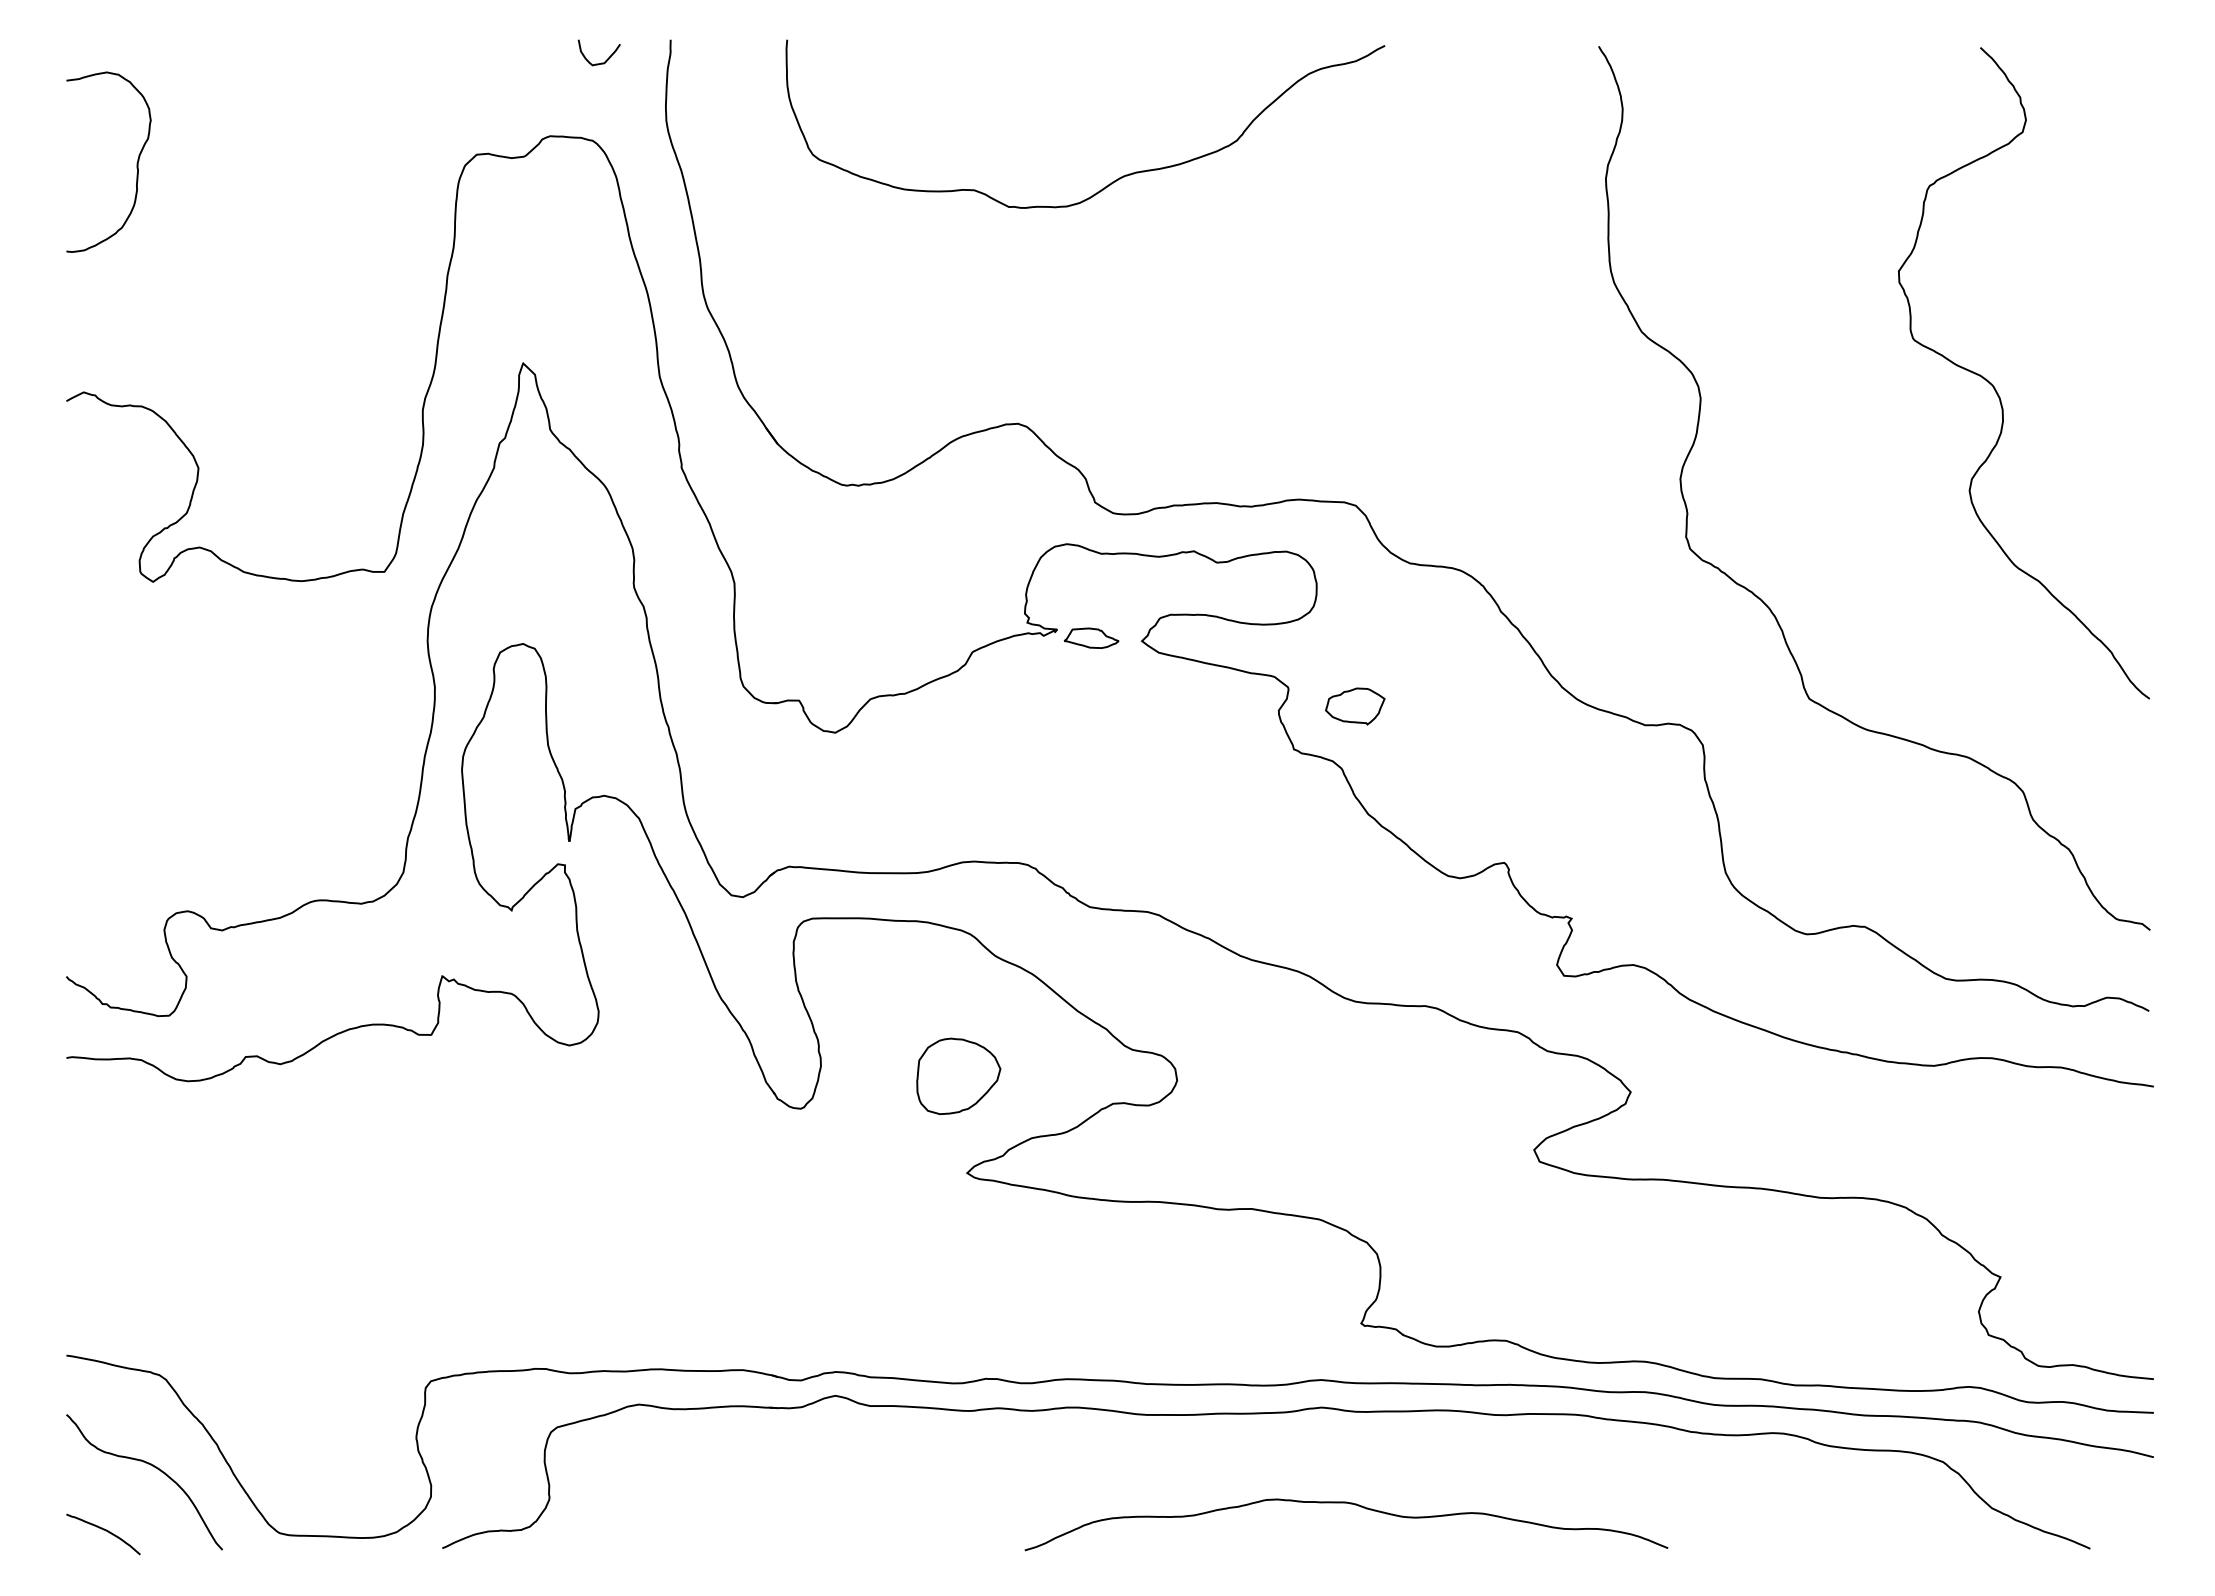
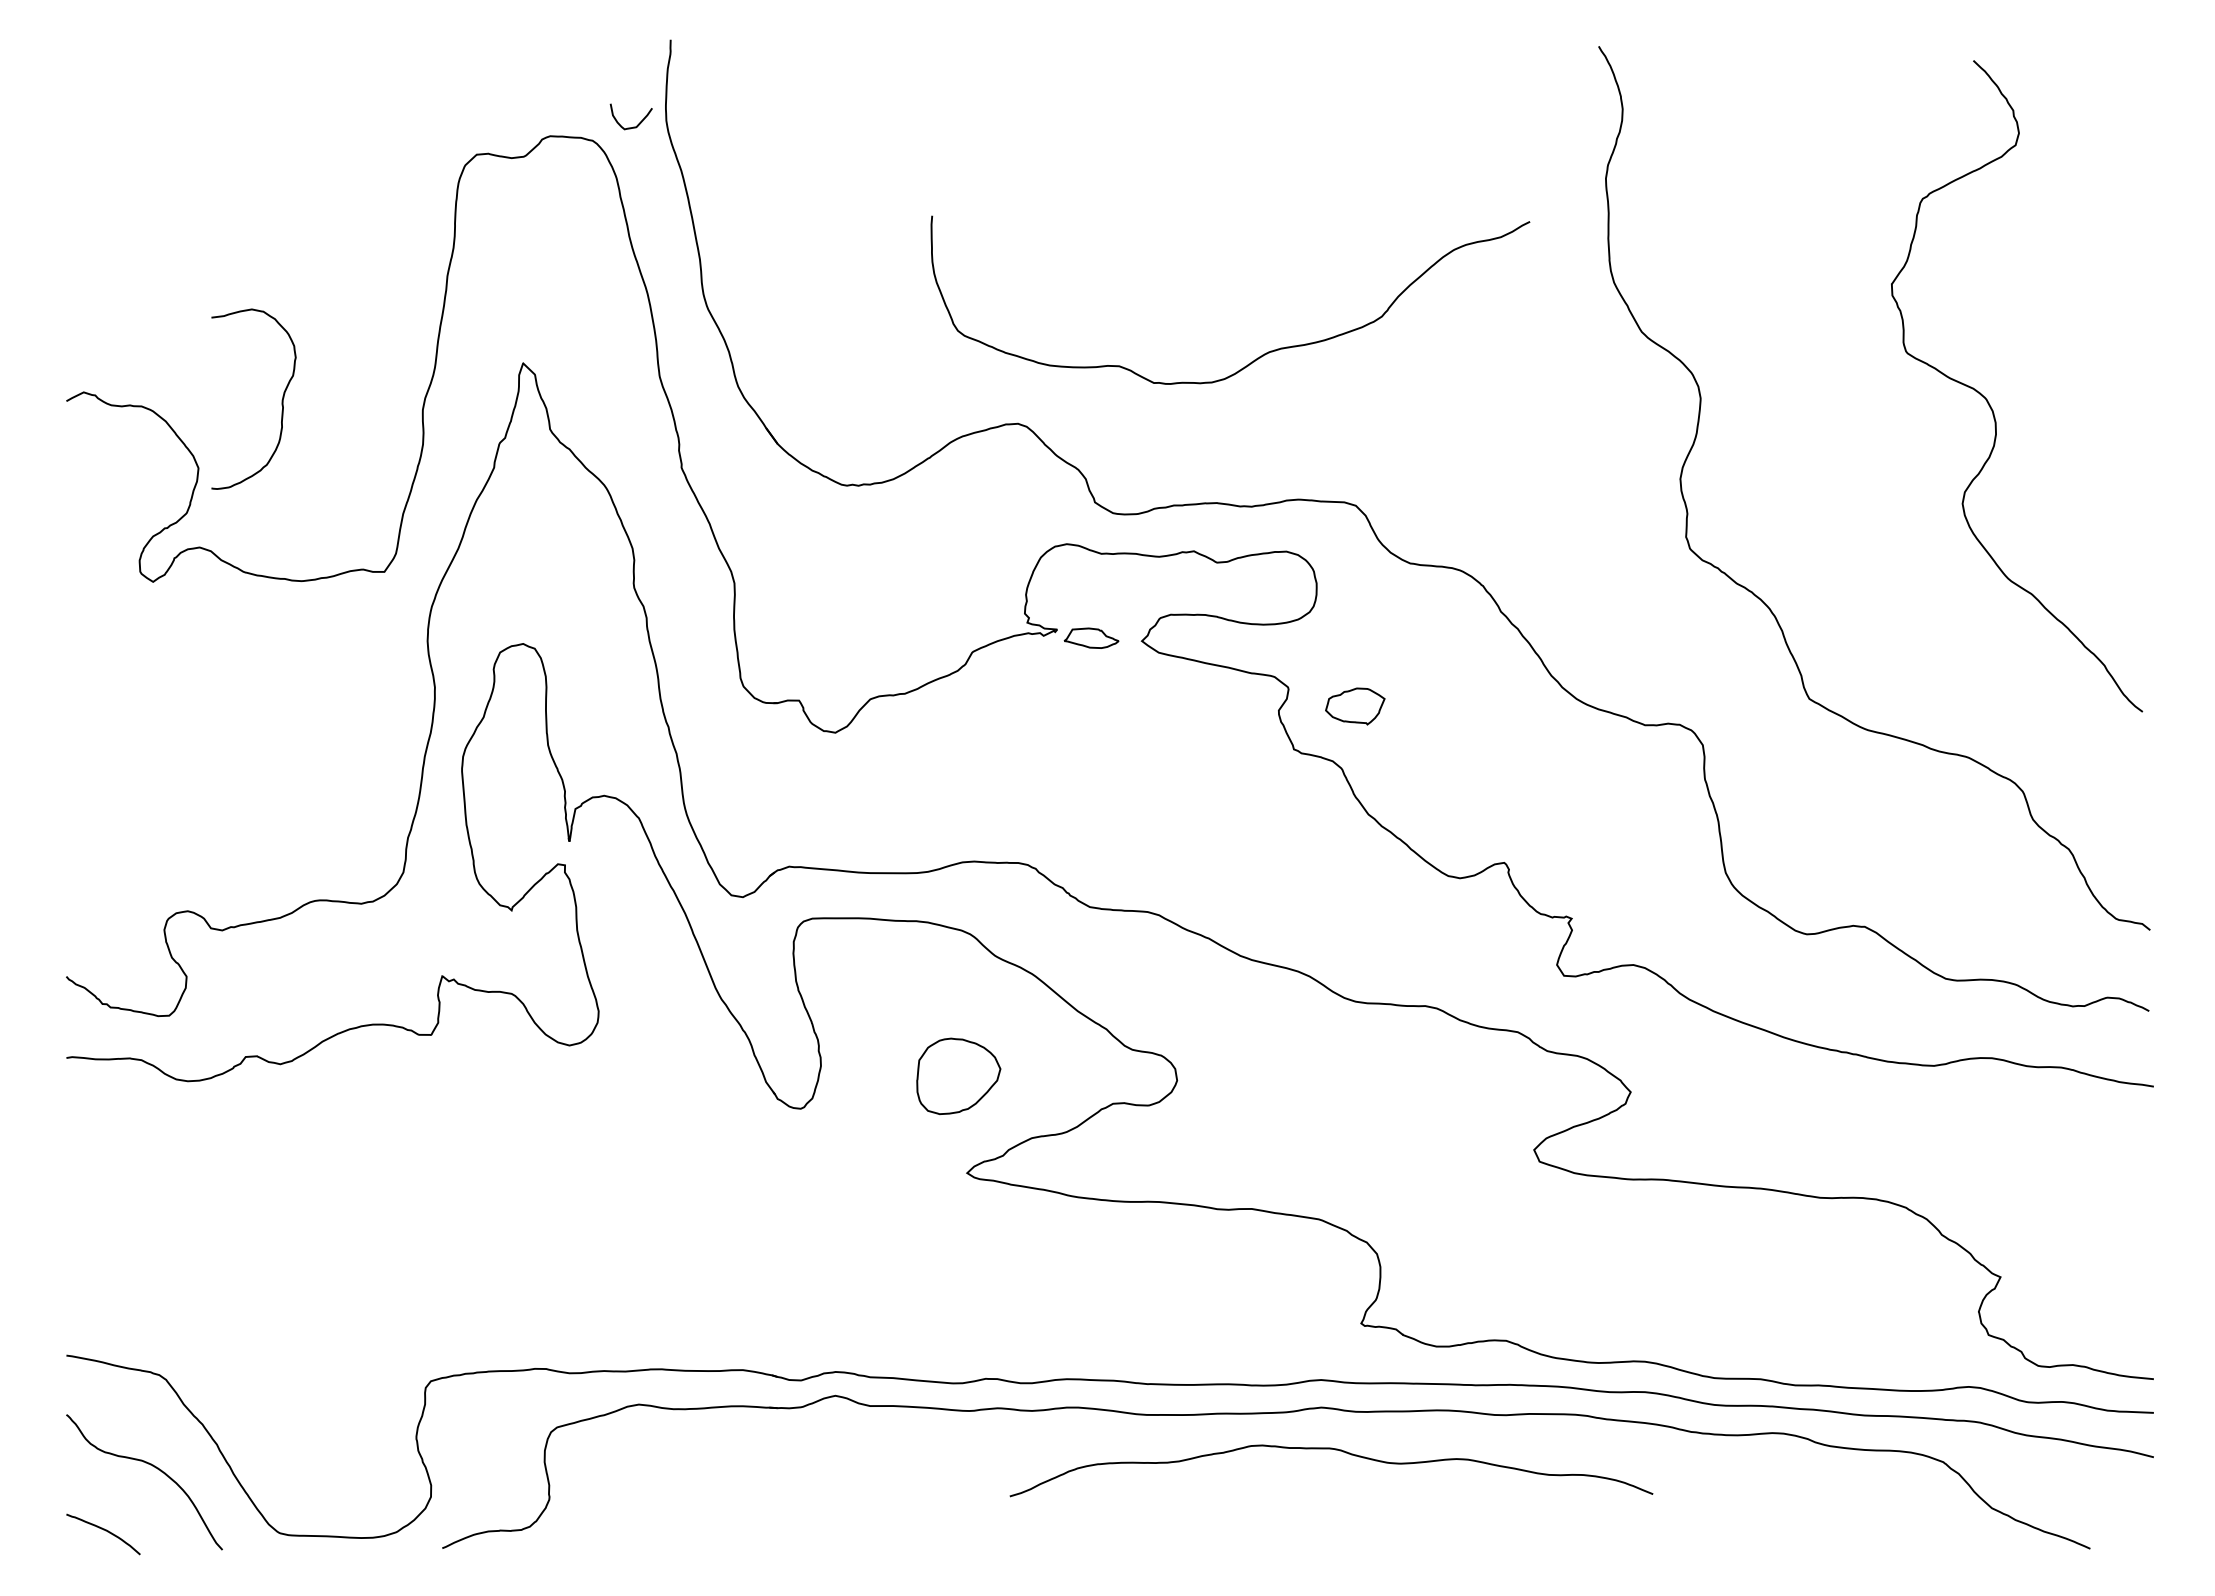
curve position: (601, 62) -> (633, 126) (633, 126)
curve position: (136, 163) -> (281, 400) (281, 400)
curve position: (1117, 178) -> (1262, 354) (1262, 354)
curve position: (1996, 389) -> (1989, 402) (1989, 402)
curve position: (1350, 1504) -> (1335, 1450) (1335, 1450)
